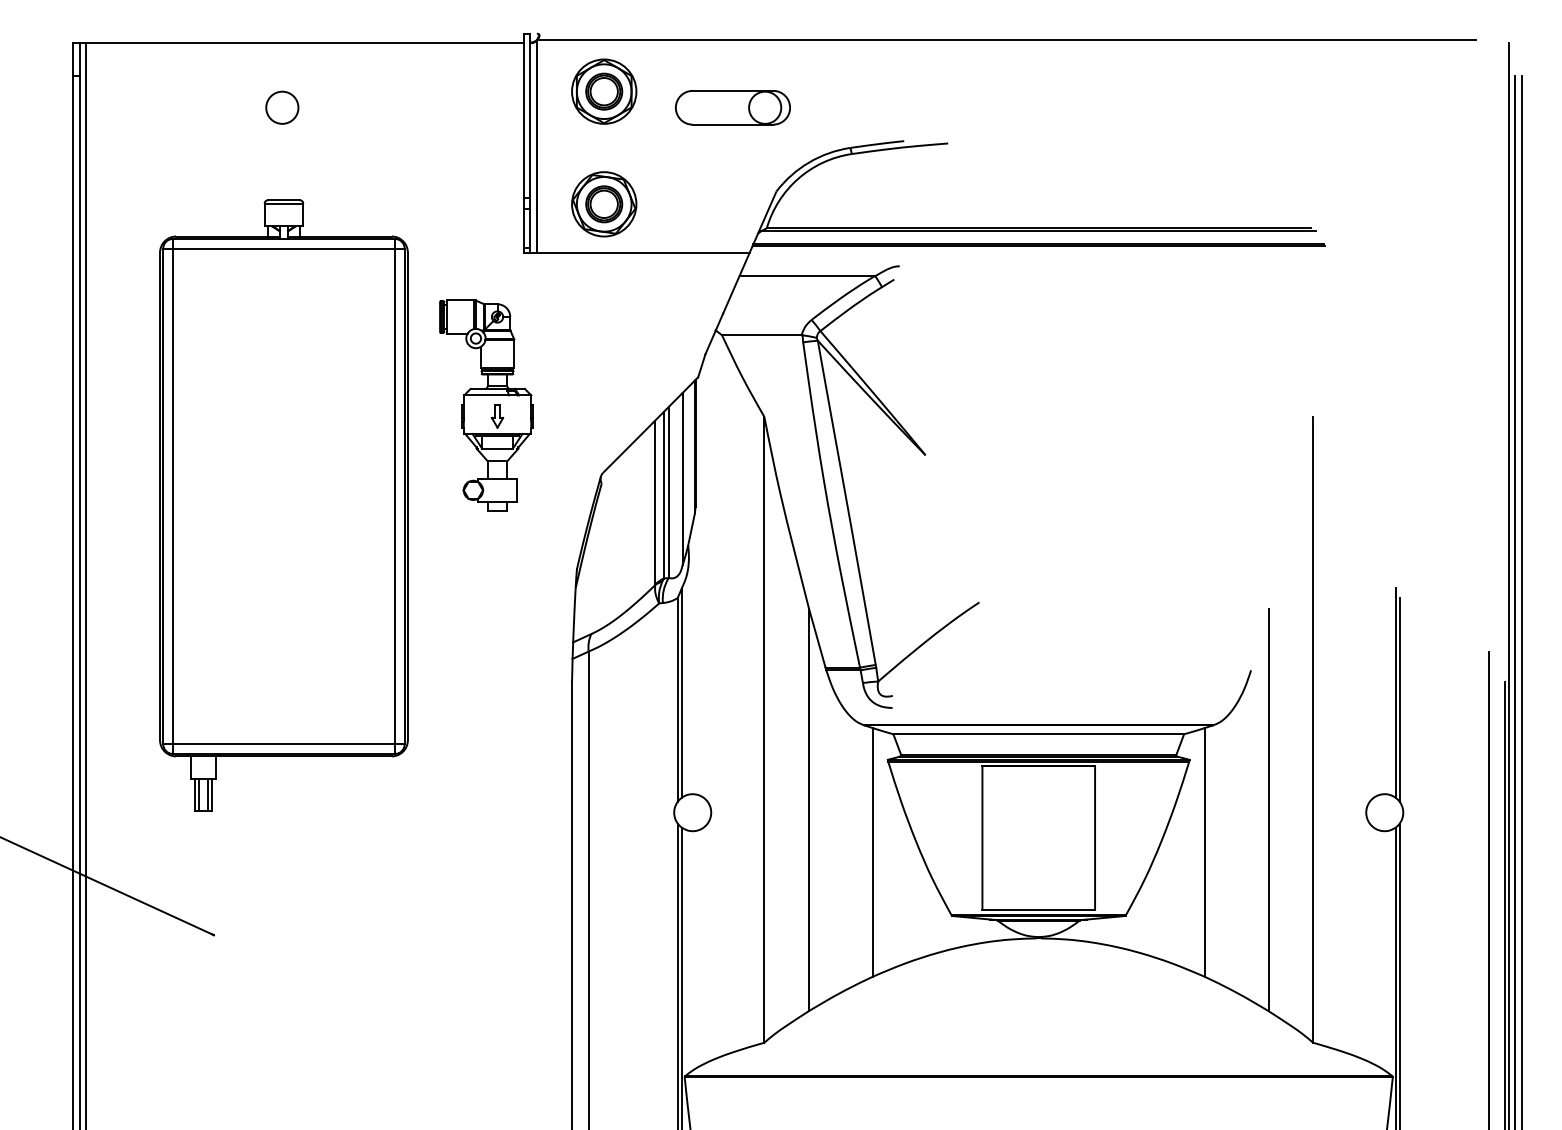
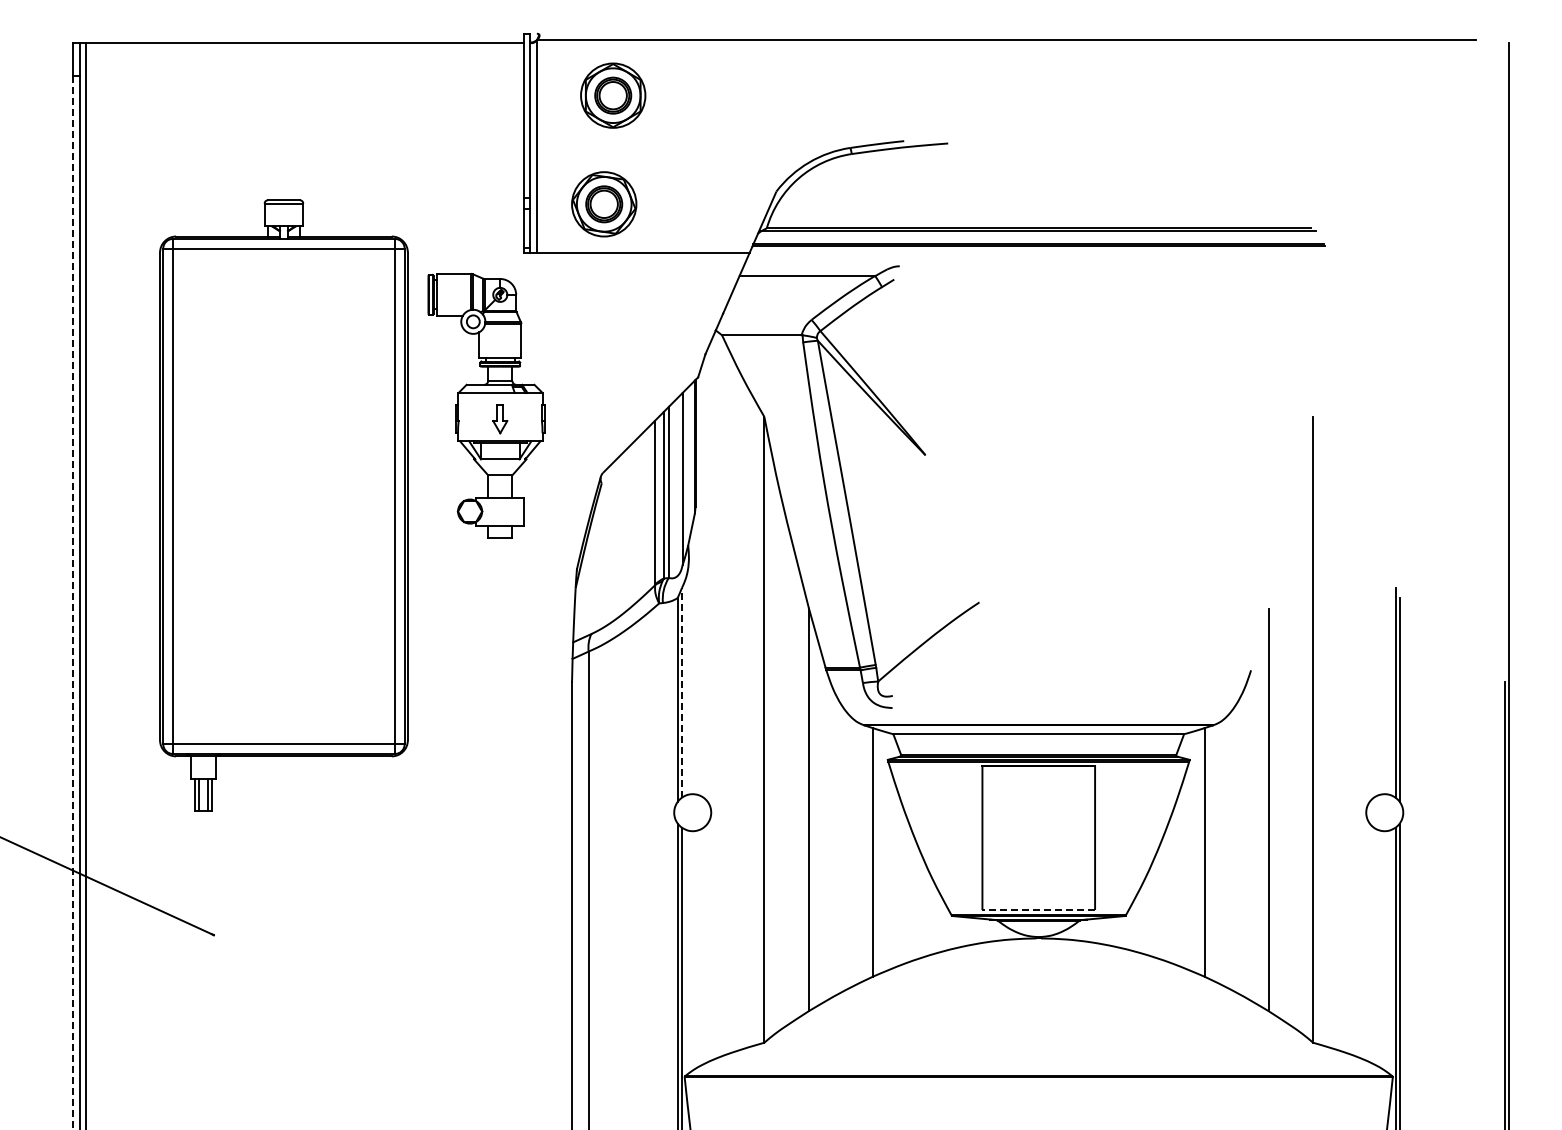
part position: (604, 91) -> (613, 95) (613, 95)
circle: present -> none (282, 107)
part: present -> none (732, 107)
part size: 95x213 px -> 119x267 px (486, 405)
line: present -> none (1515, 600)
line: present -> none (1521, 600)
line: solid -> dashed (73, 602)
line: solid -> dashed (682, 692)
line: present -> none (1488, 888)
line: solid -> dashed (1038, 910)
